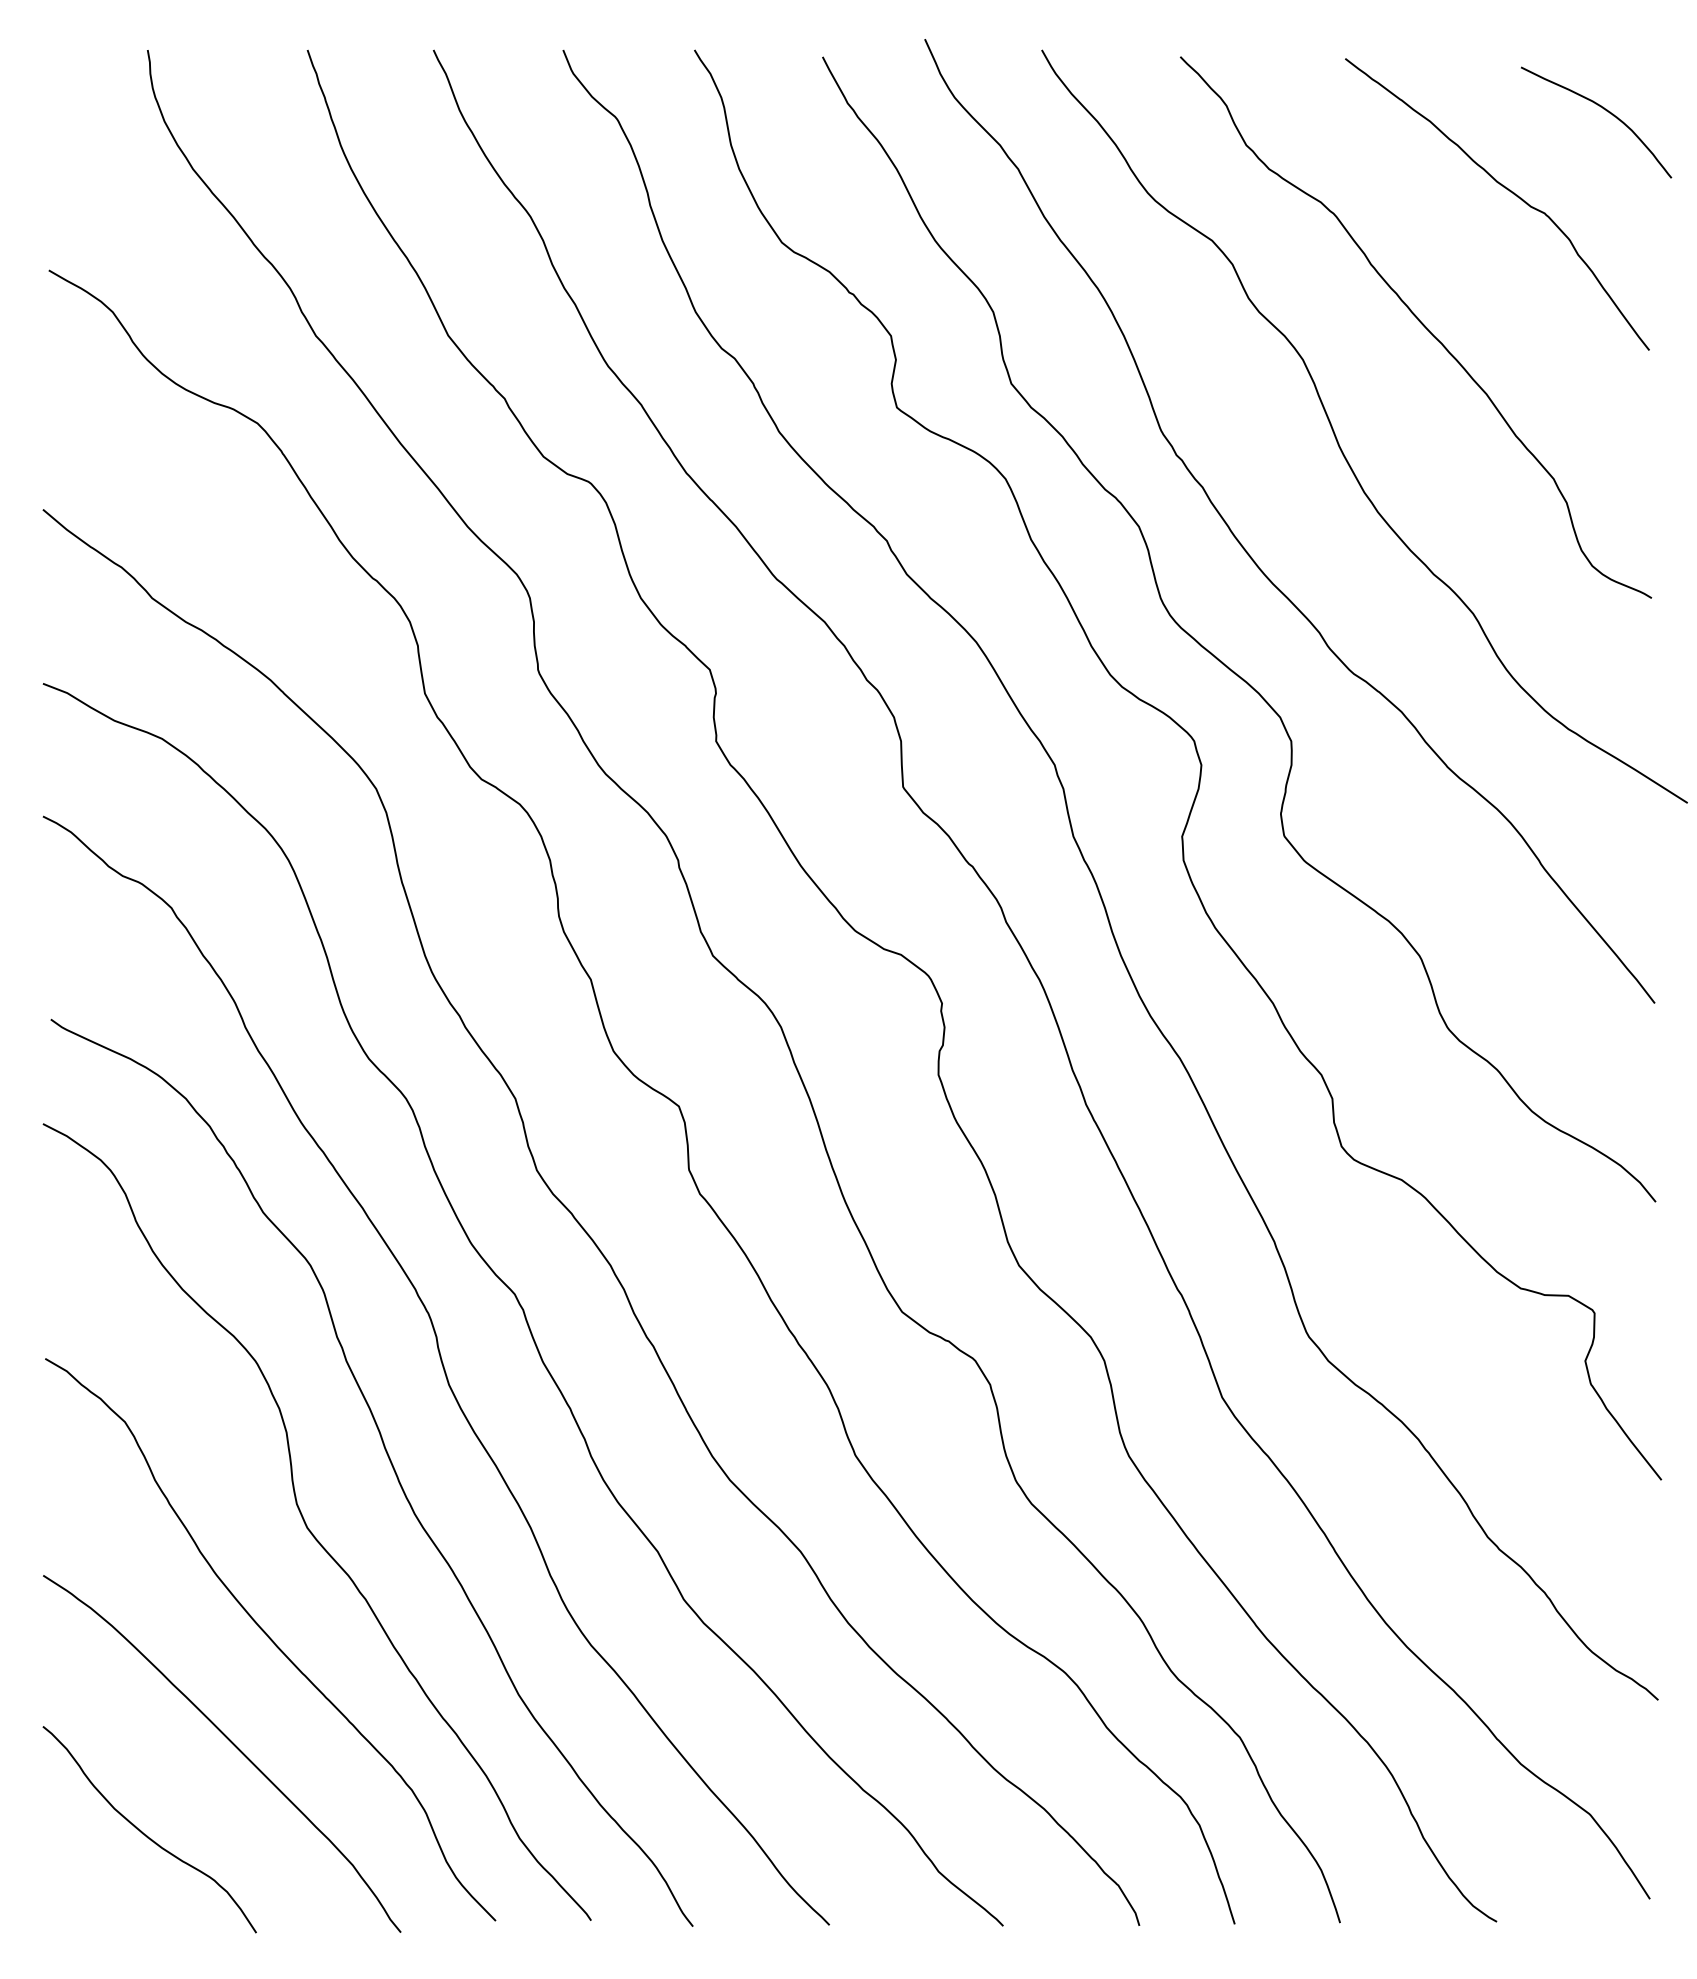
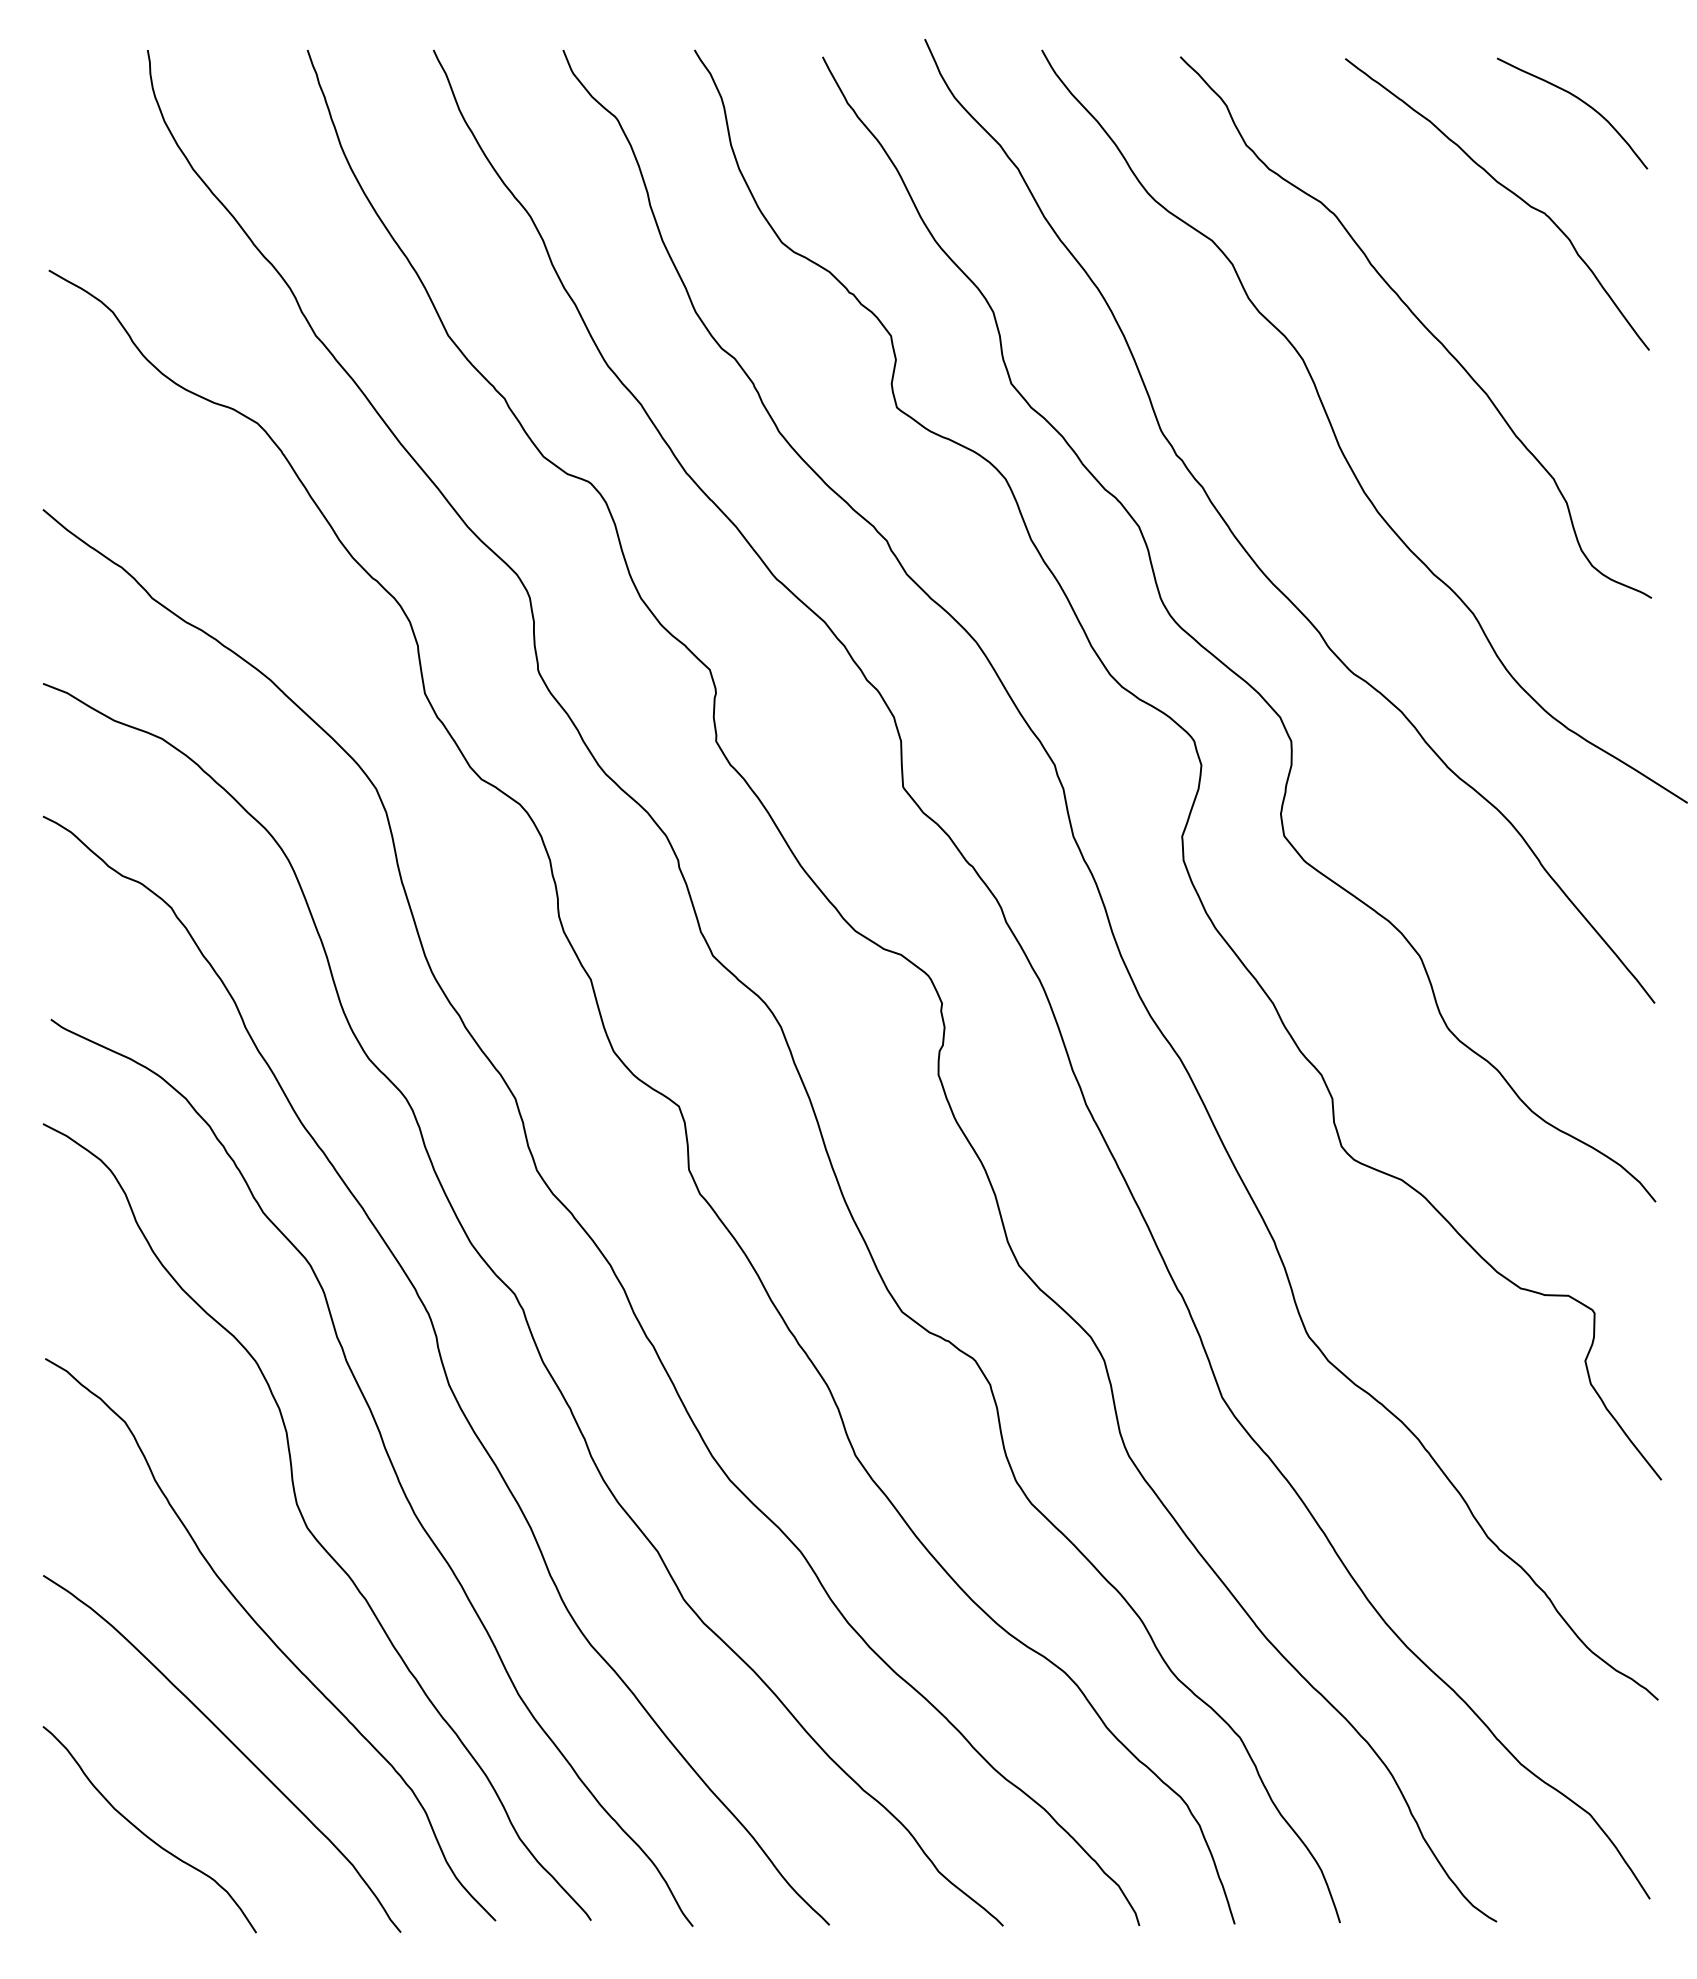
curve position: (1603, 109) -> (1579, 100) (1579, 100)
